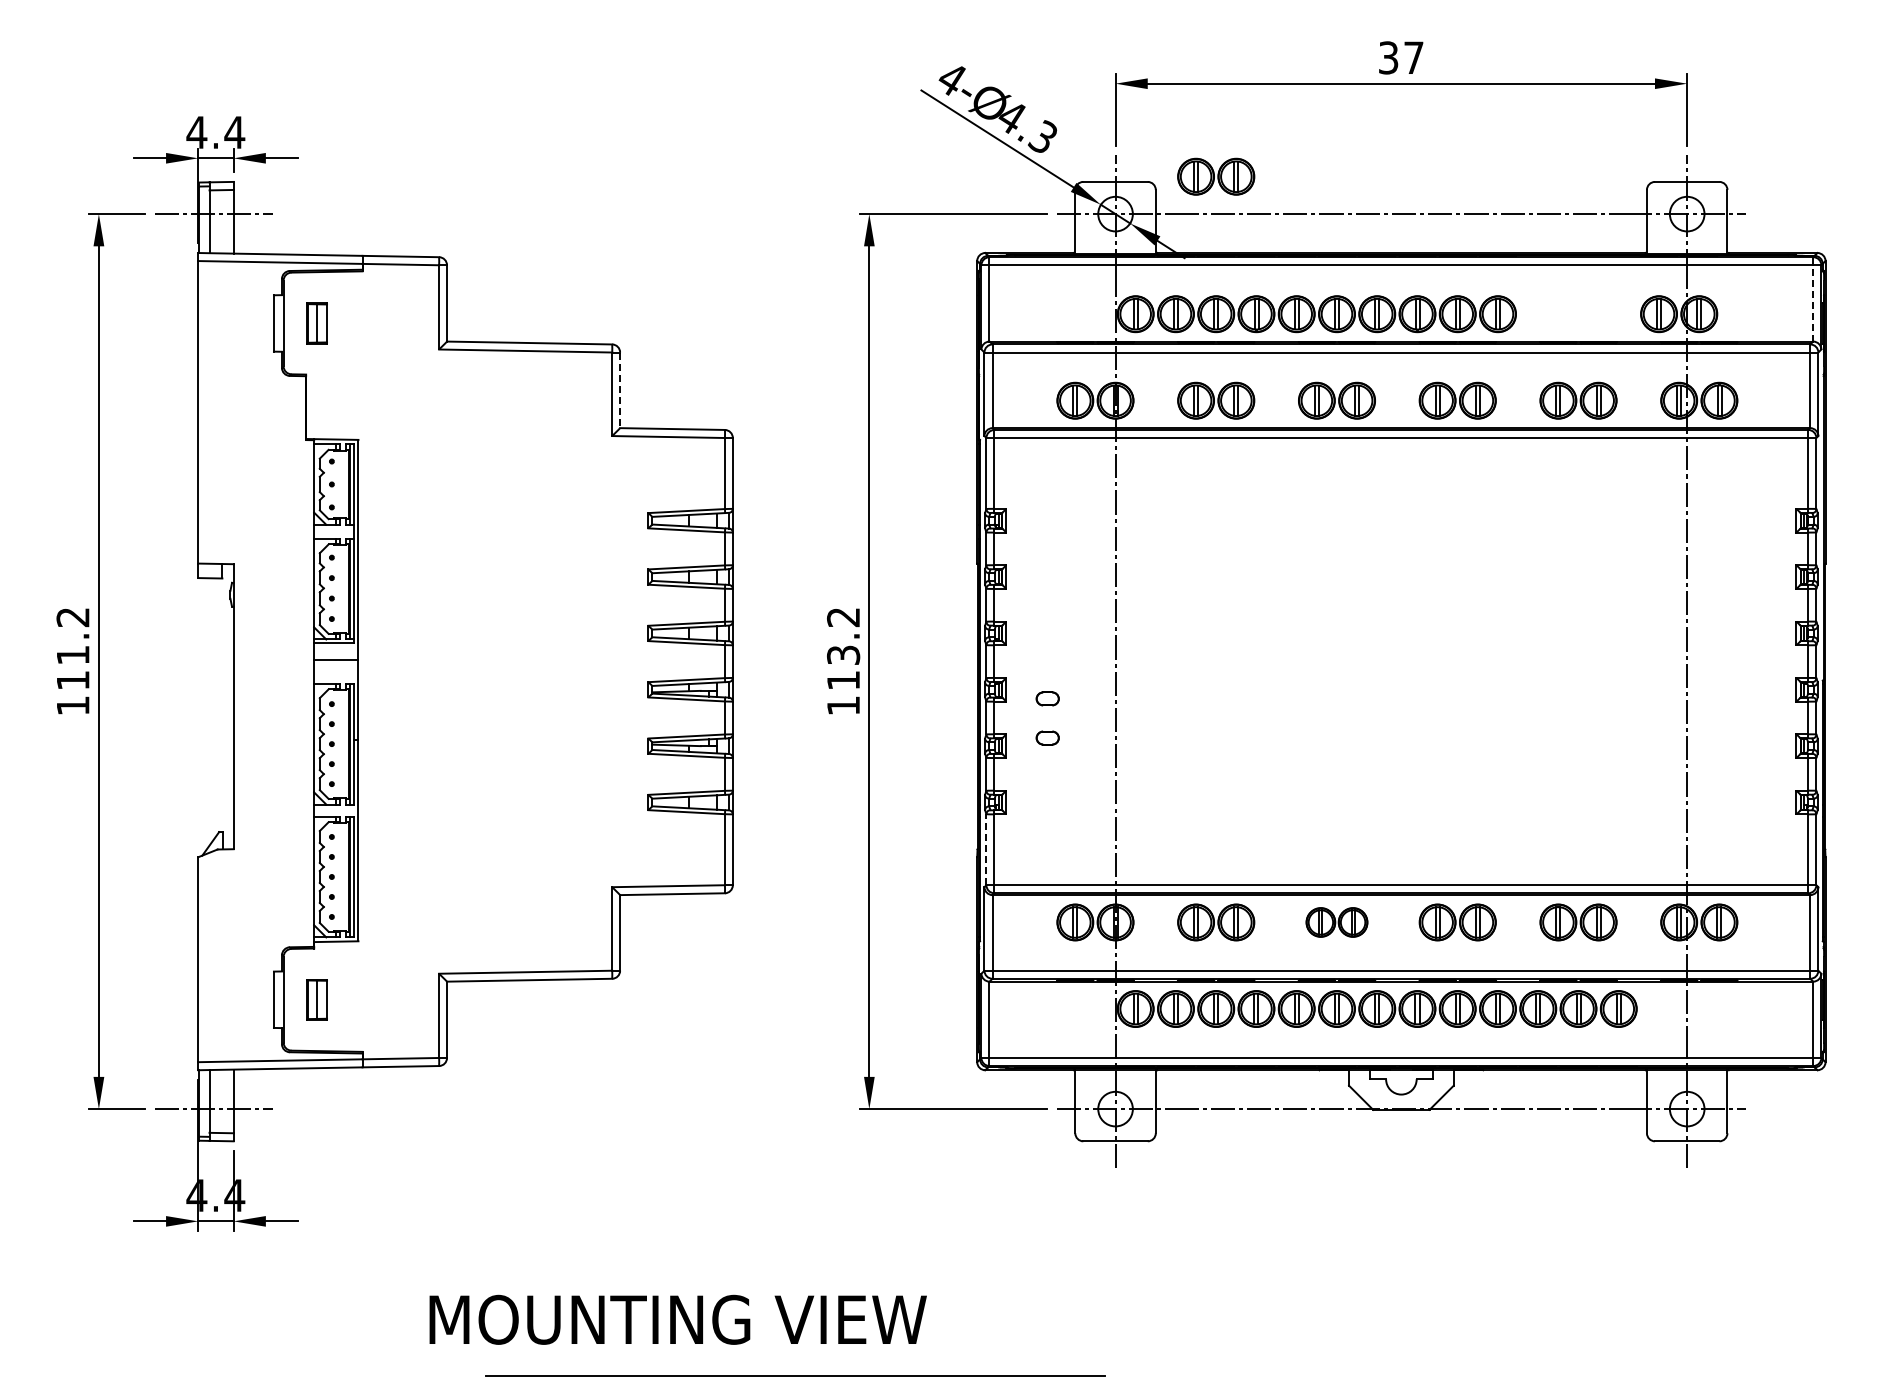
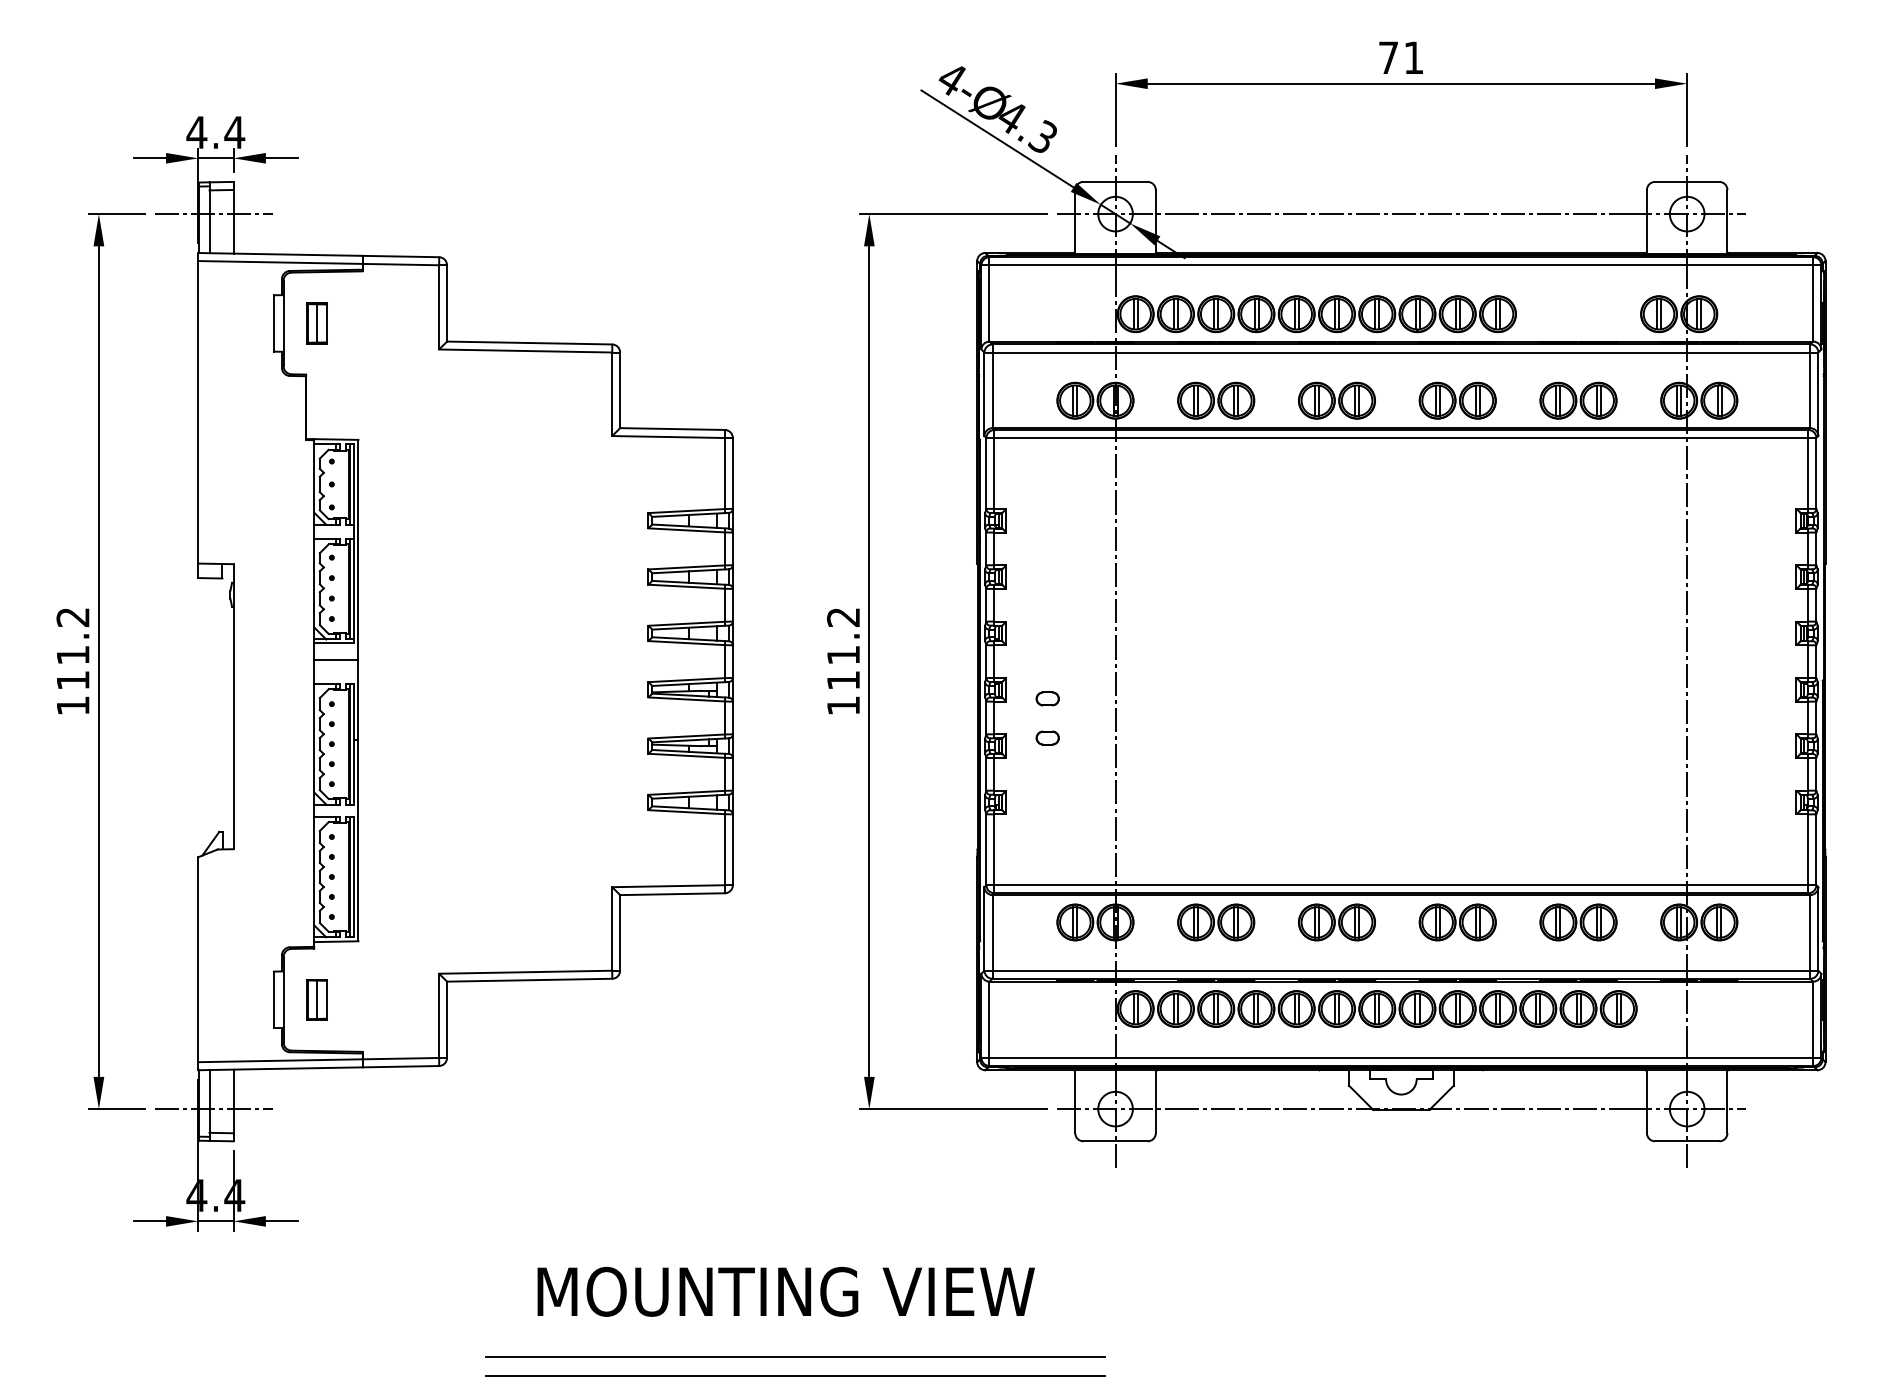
text: 37 -> 71 (1401, 57)
part: present -> none (1216, 176)
line: dashed -> solid (1813, 302)
line: dashed -> solid (620, 390)
text: 113.2 -> 111.2 (843, 654)
line: dashed -> solid (986, 849)
part size: 64x31 px -> 78x39 px (1336, 922)
text position: (677, 1319) -> (785, 1291) (785, 1291)
line: none -> present (795, 1357)
